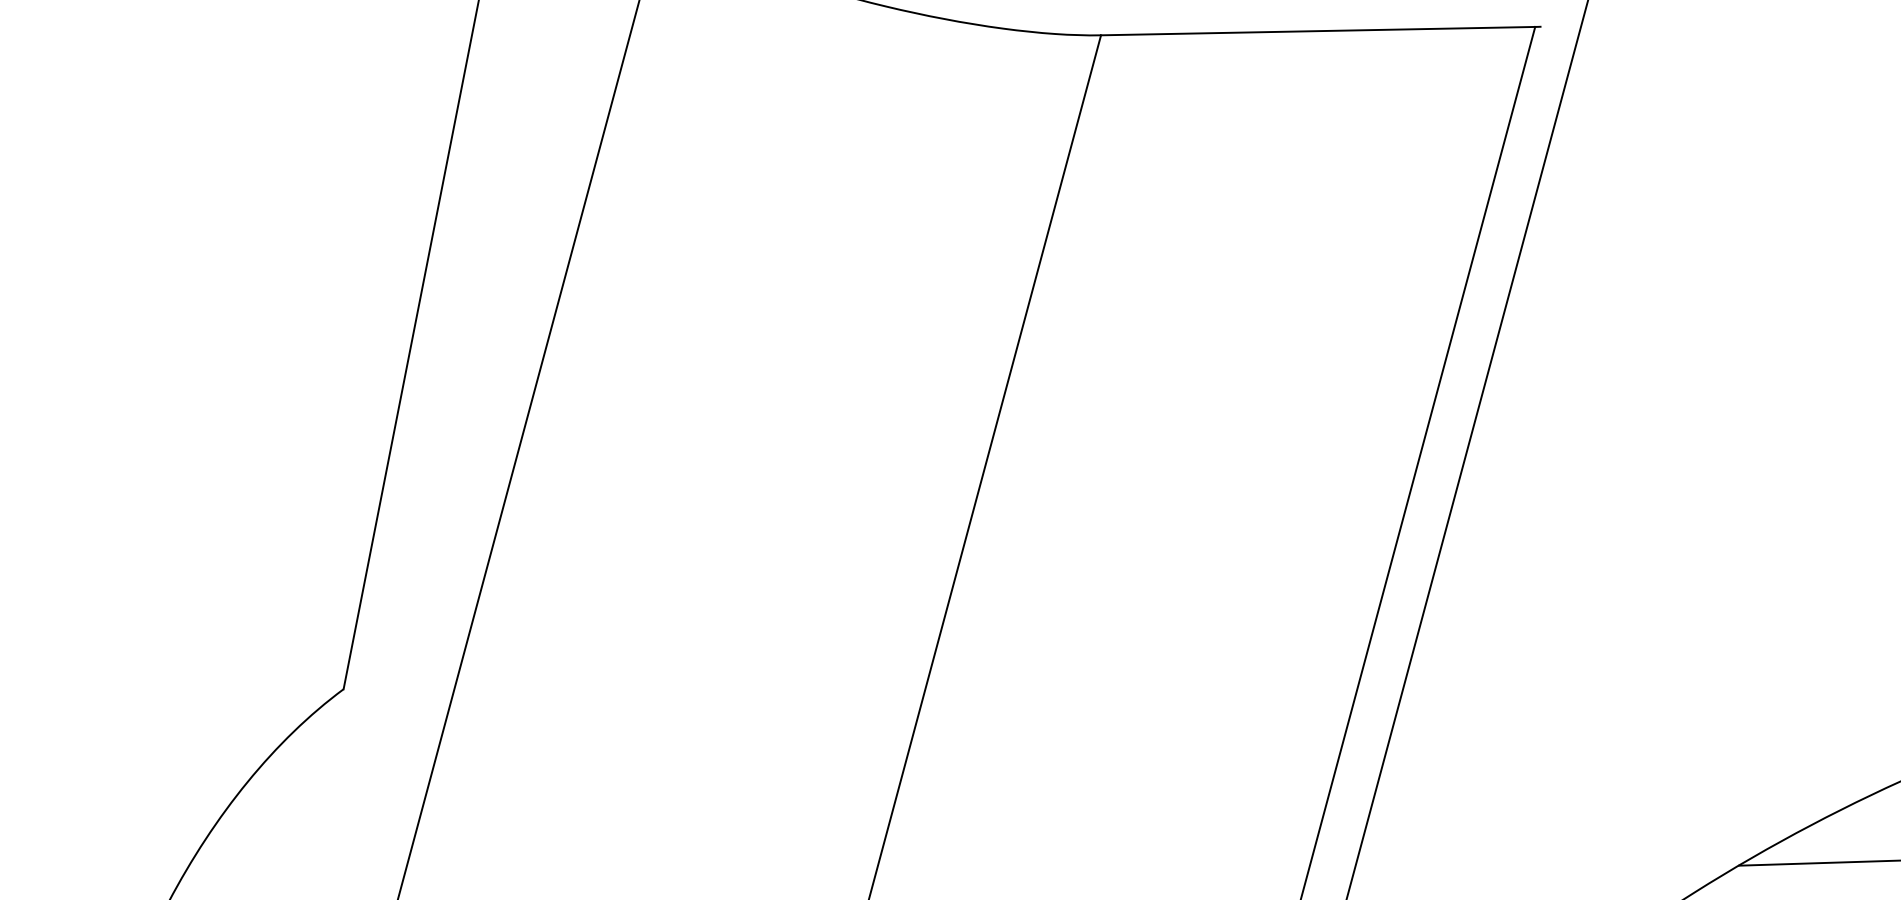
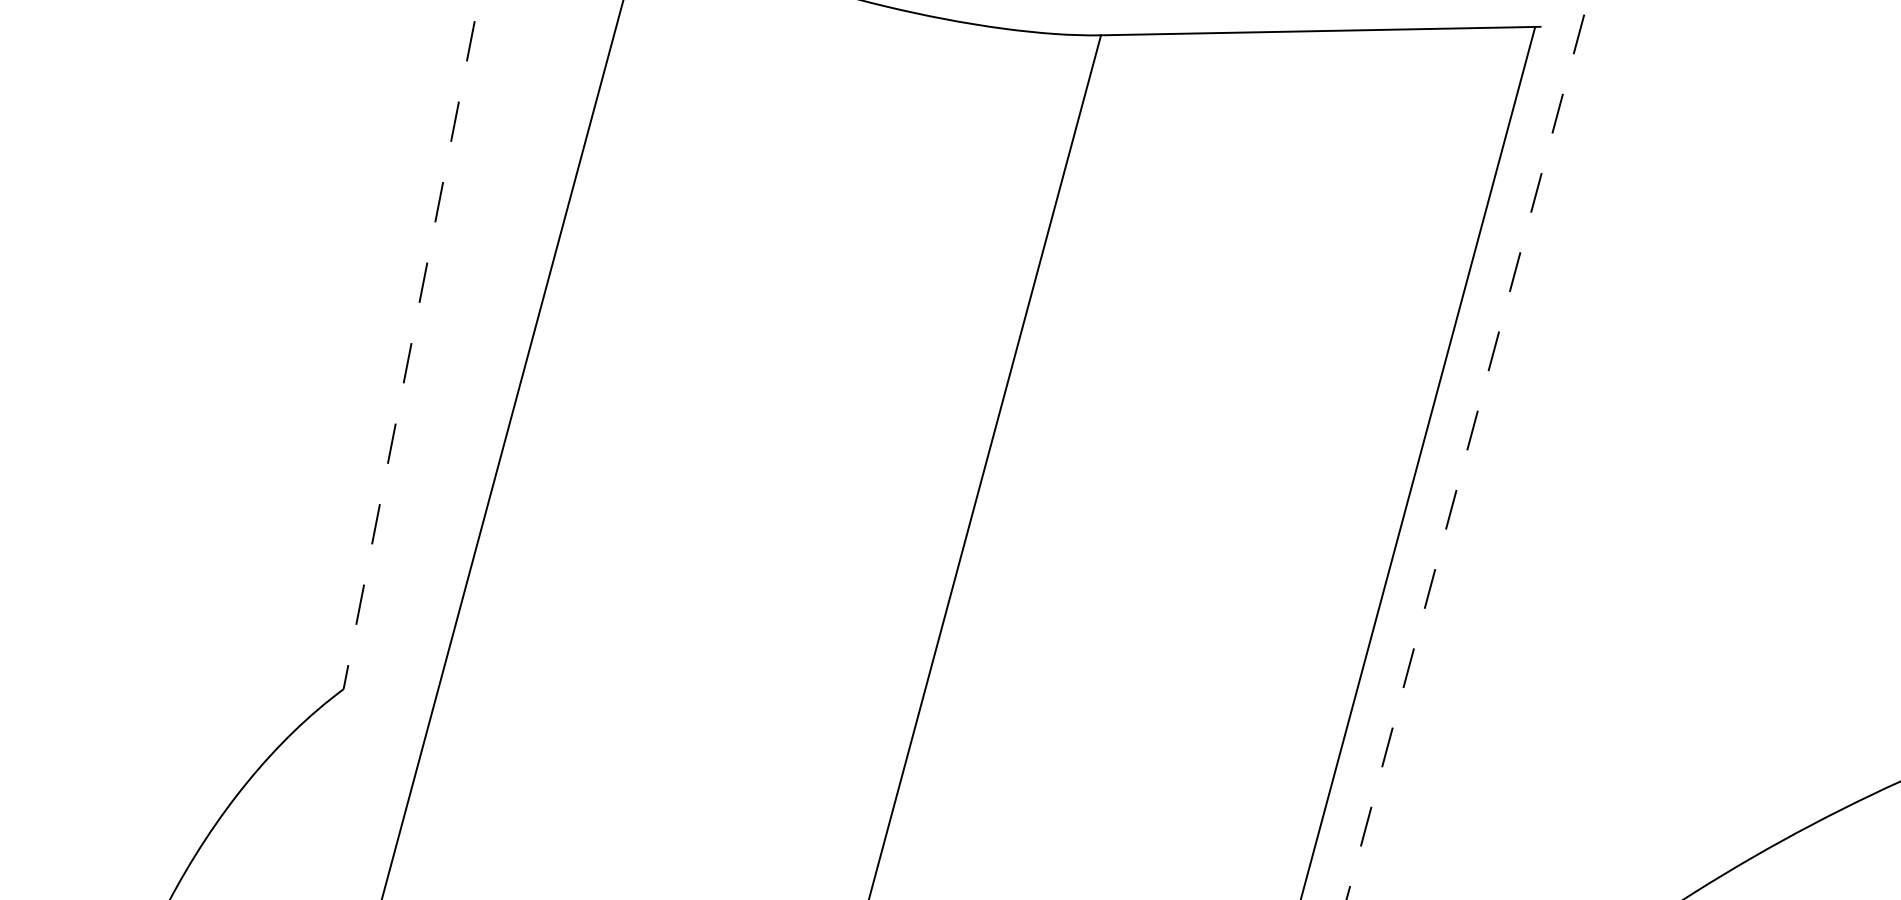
line: solid -> dashed (411, 344)
line position: (518, 449) -> (502, 449) (502, 449)
line: solid -> dashed (1467, 449)
line: present -> none (1818, 862)
